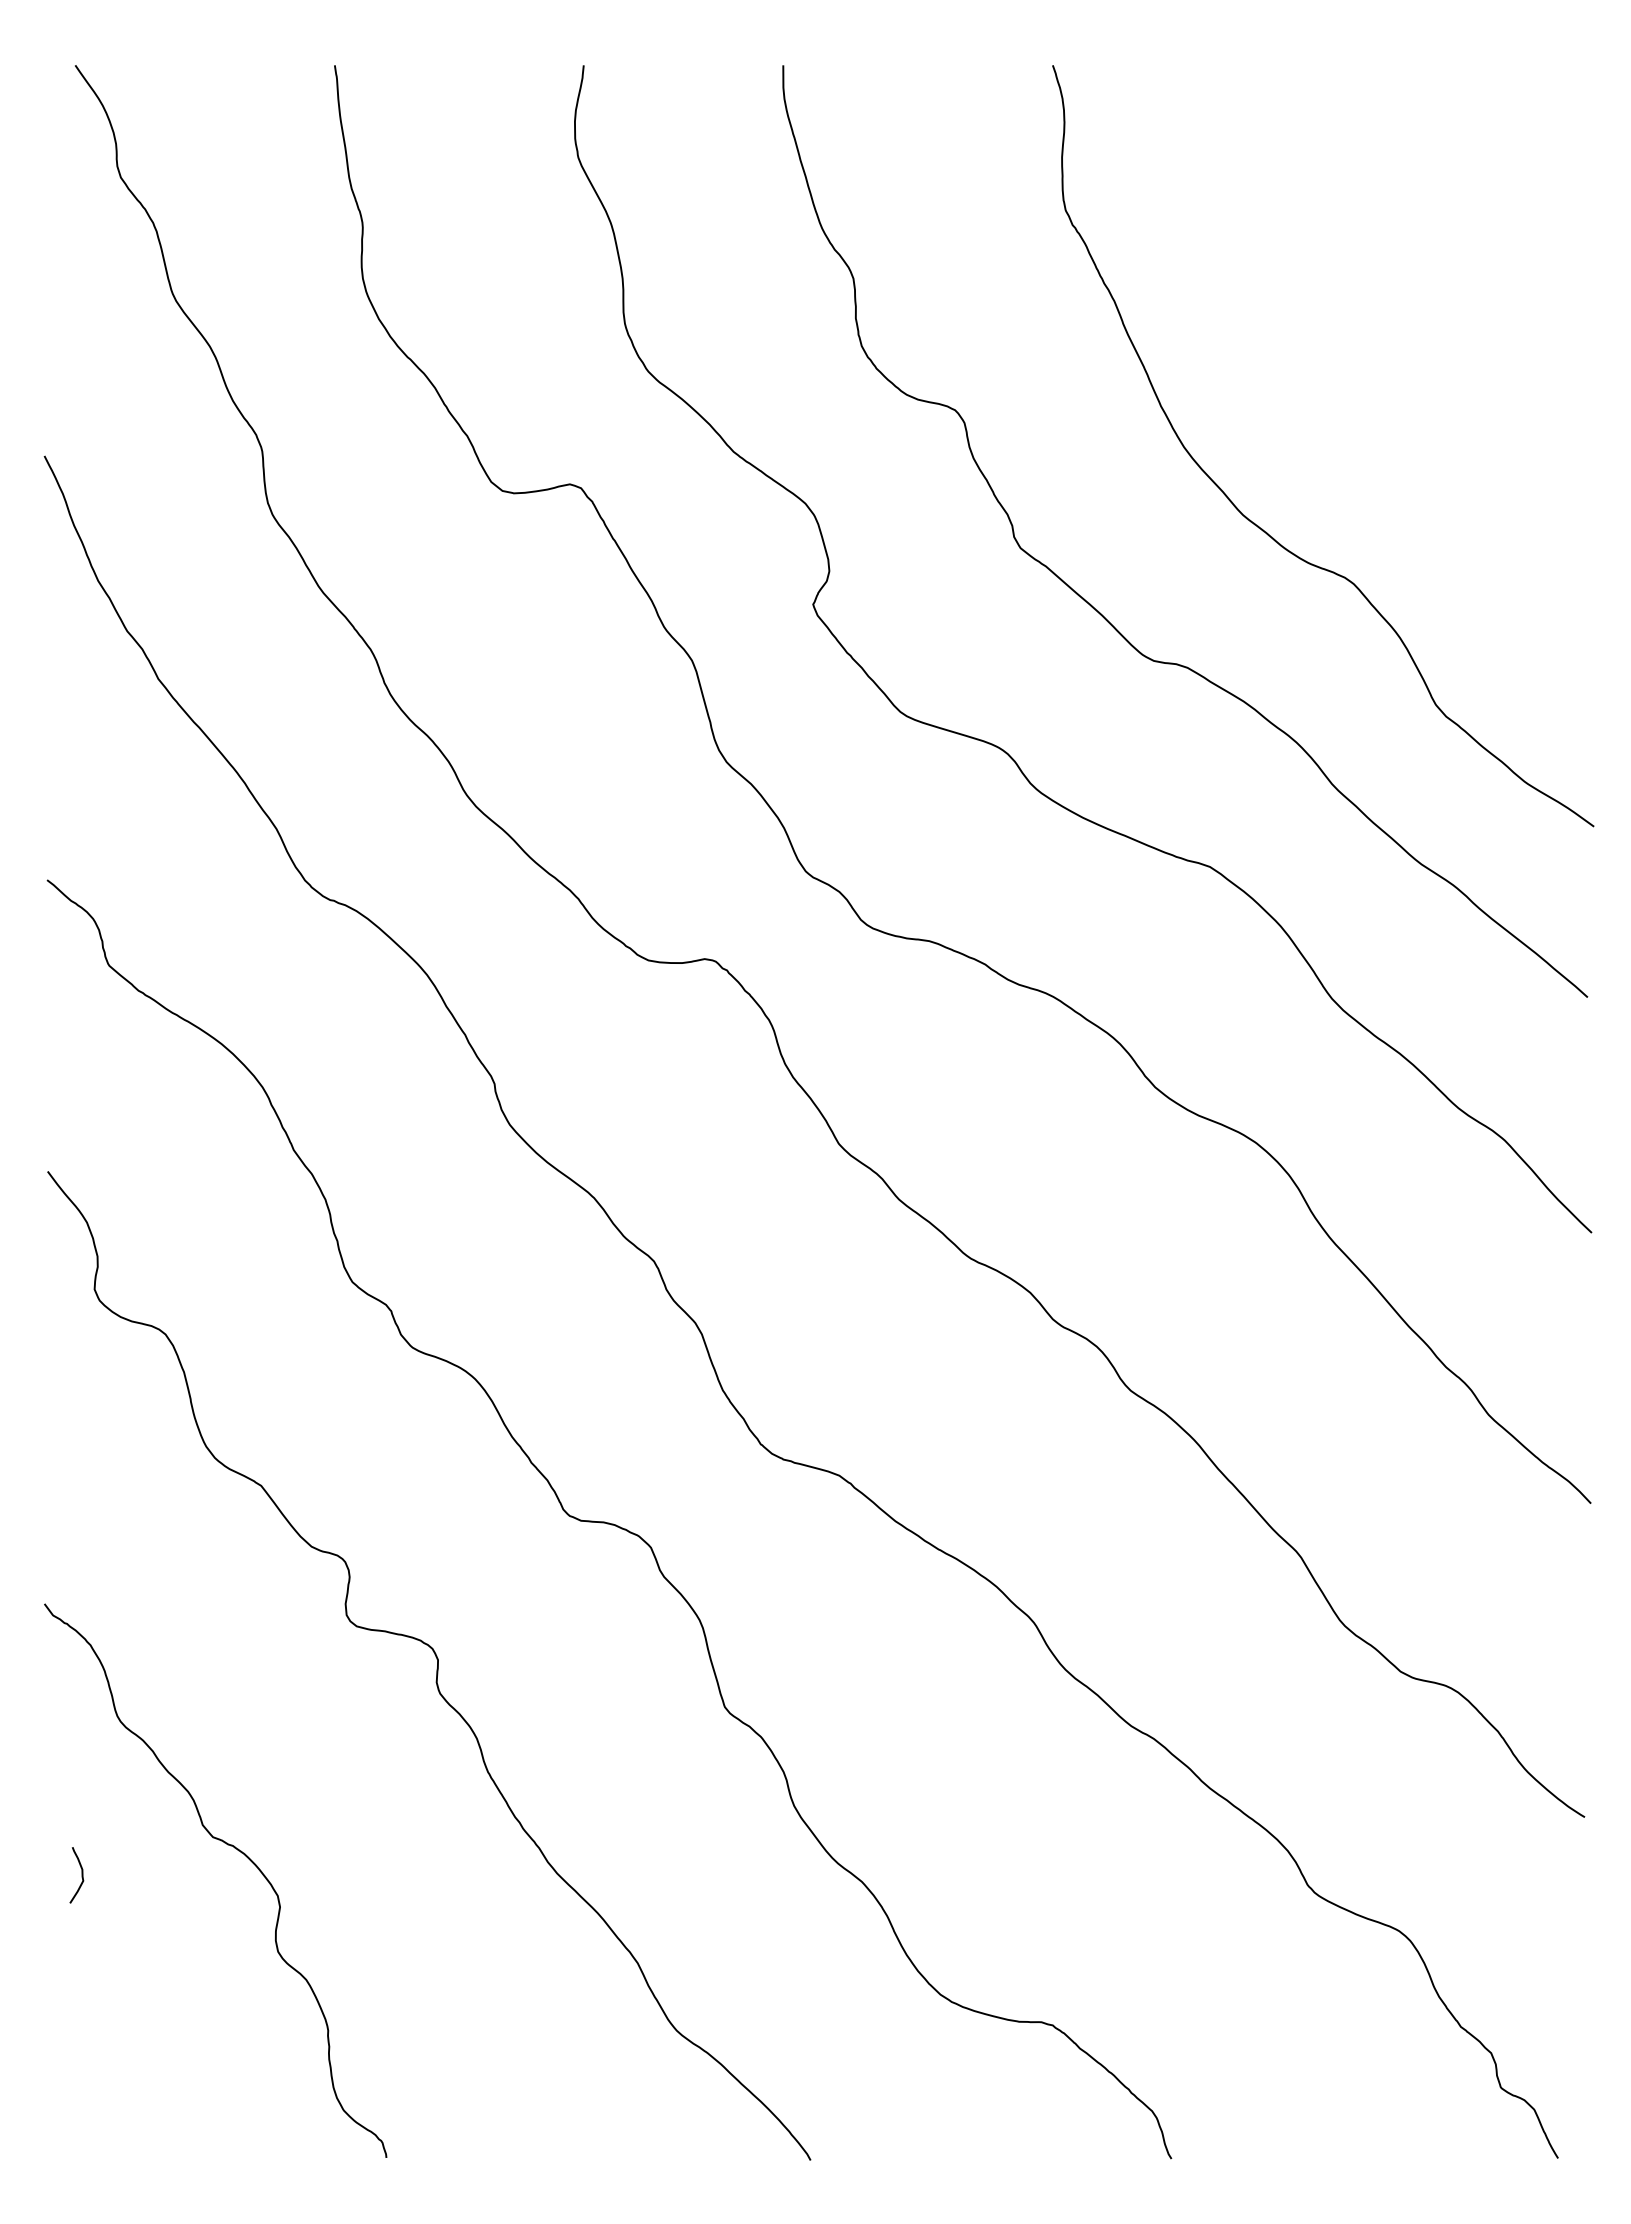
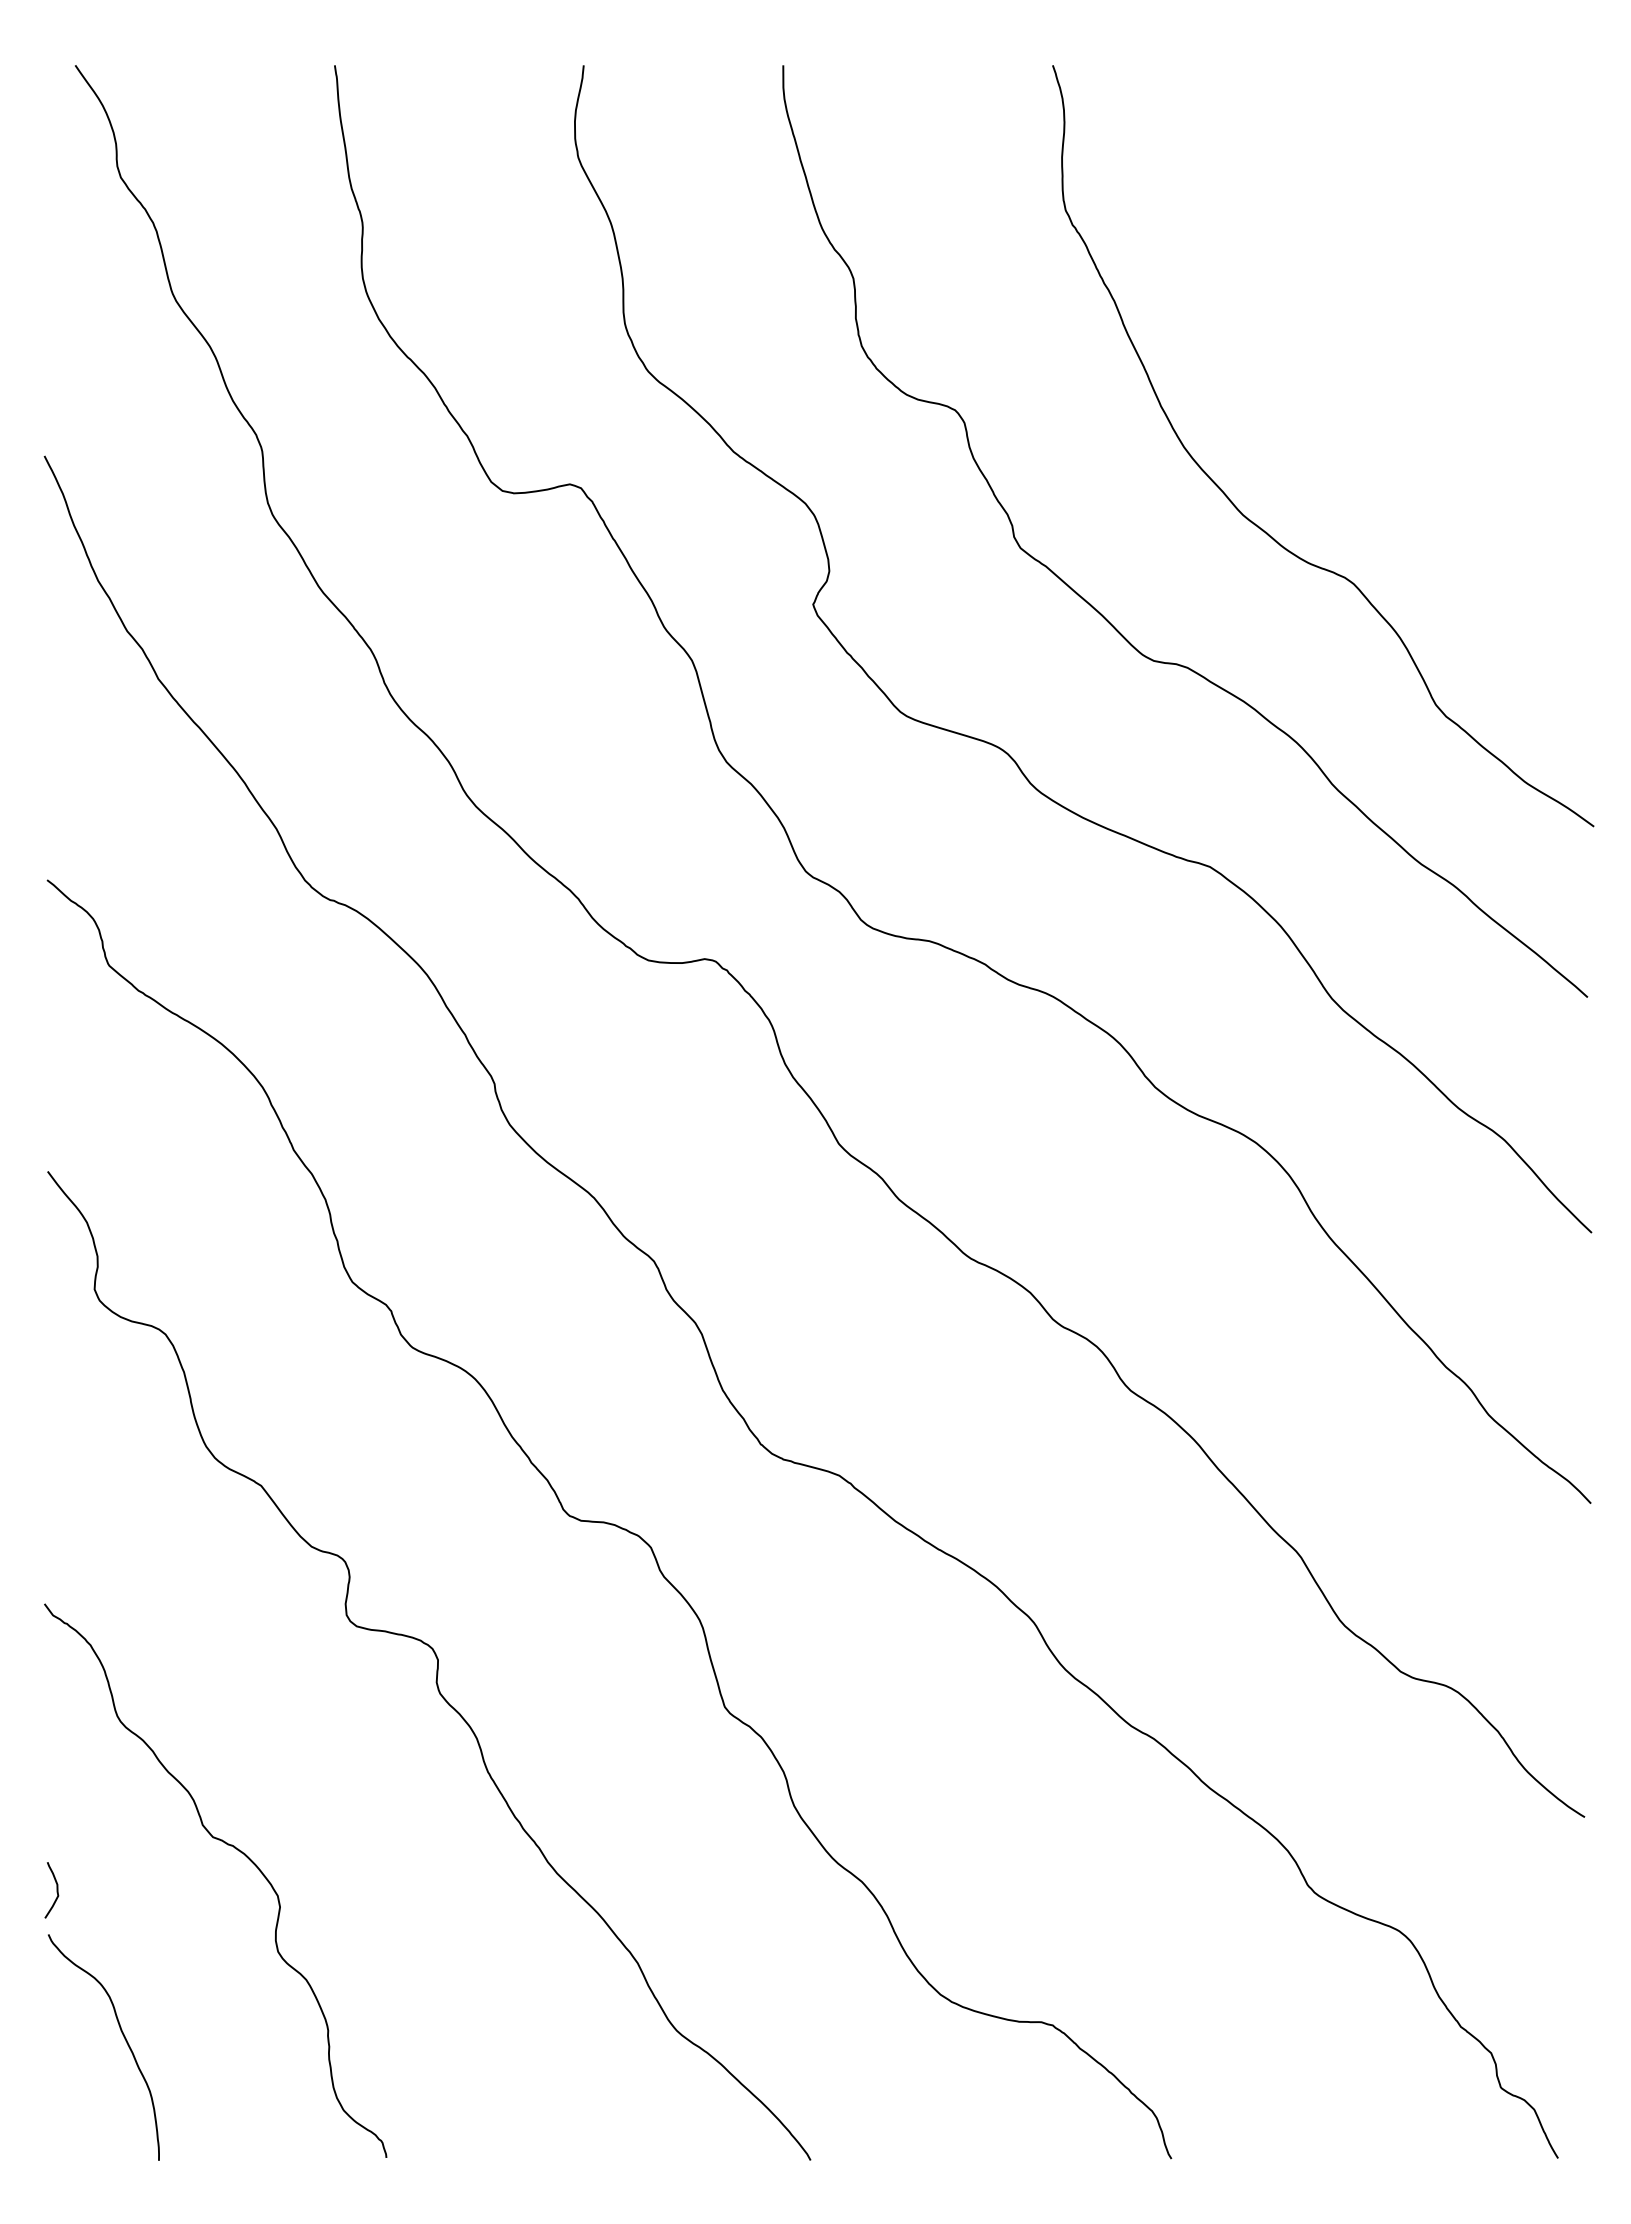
curve position: (81, 1875) -> (56, 1890) (56, 1890)
curve: none -> present (123, 2037)
